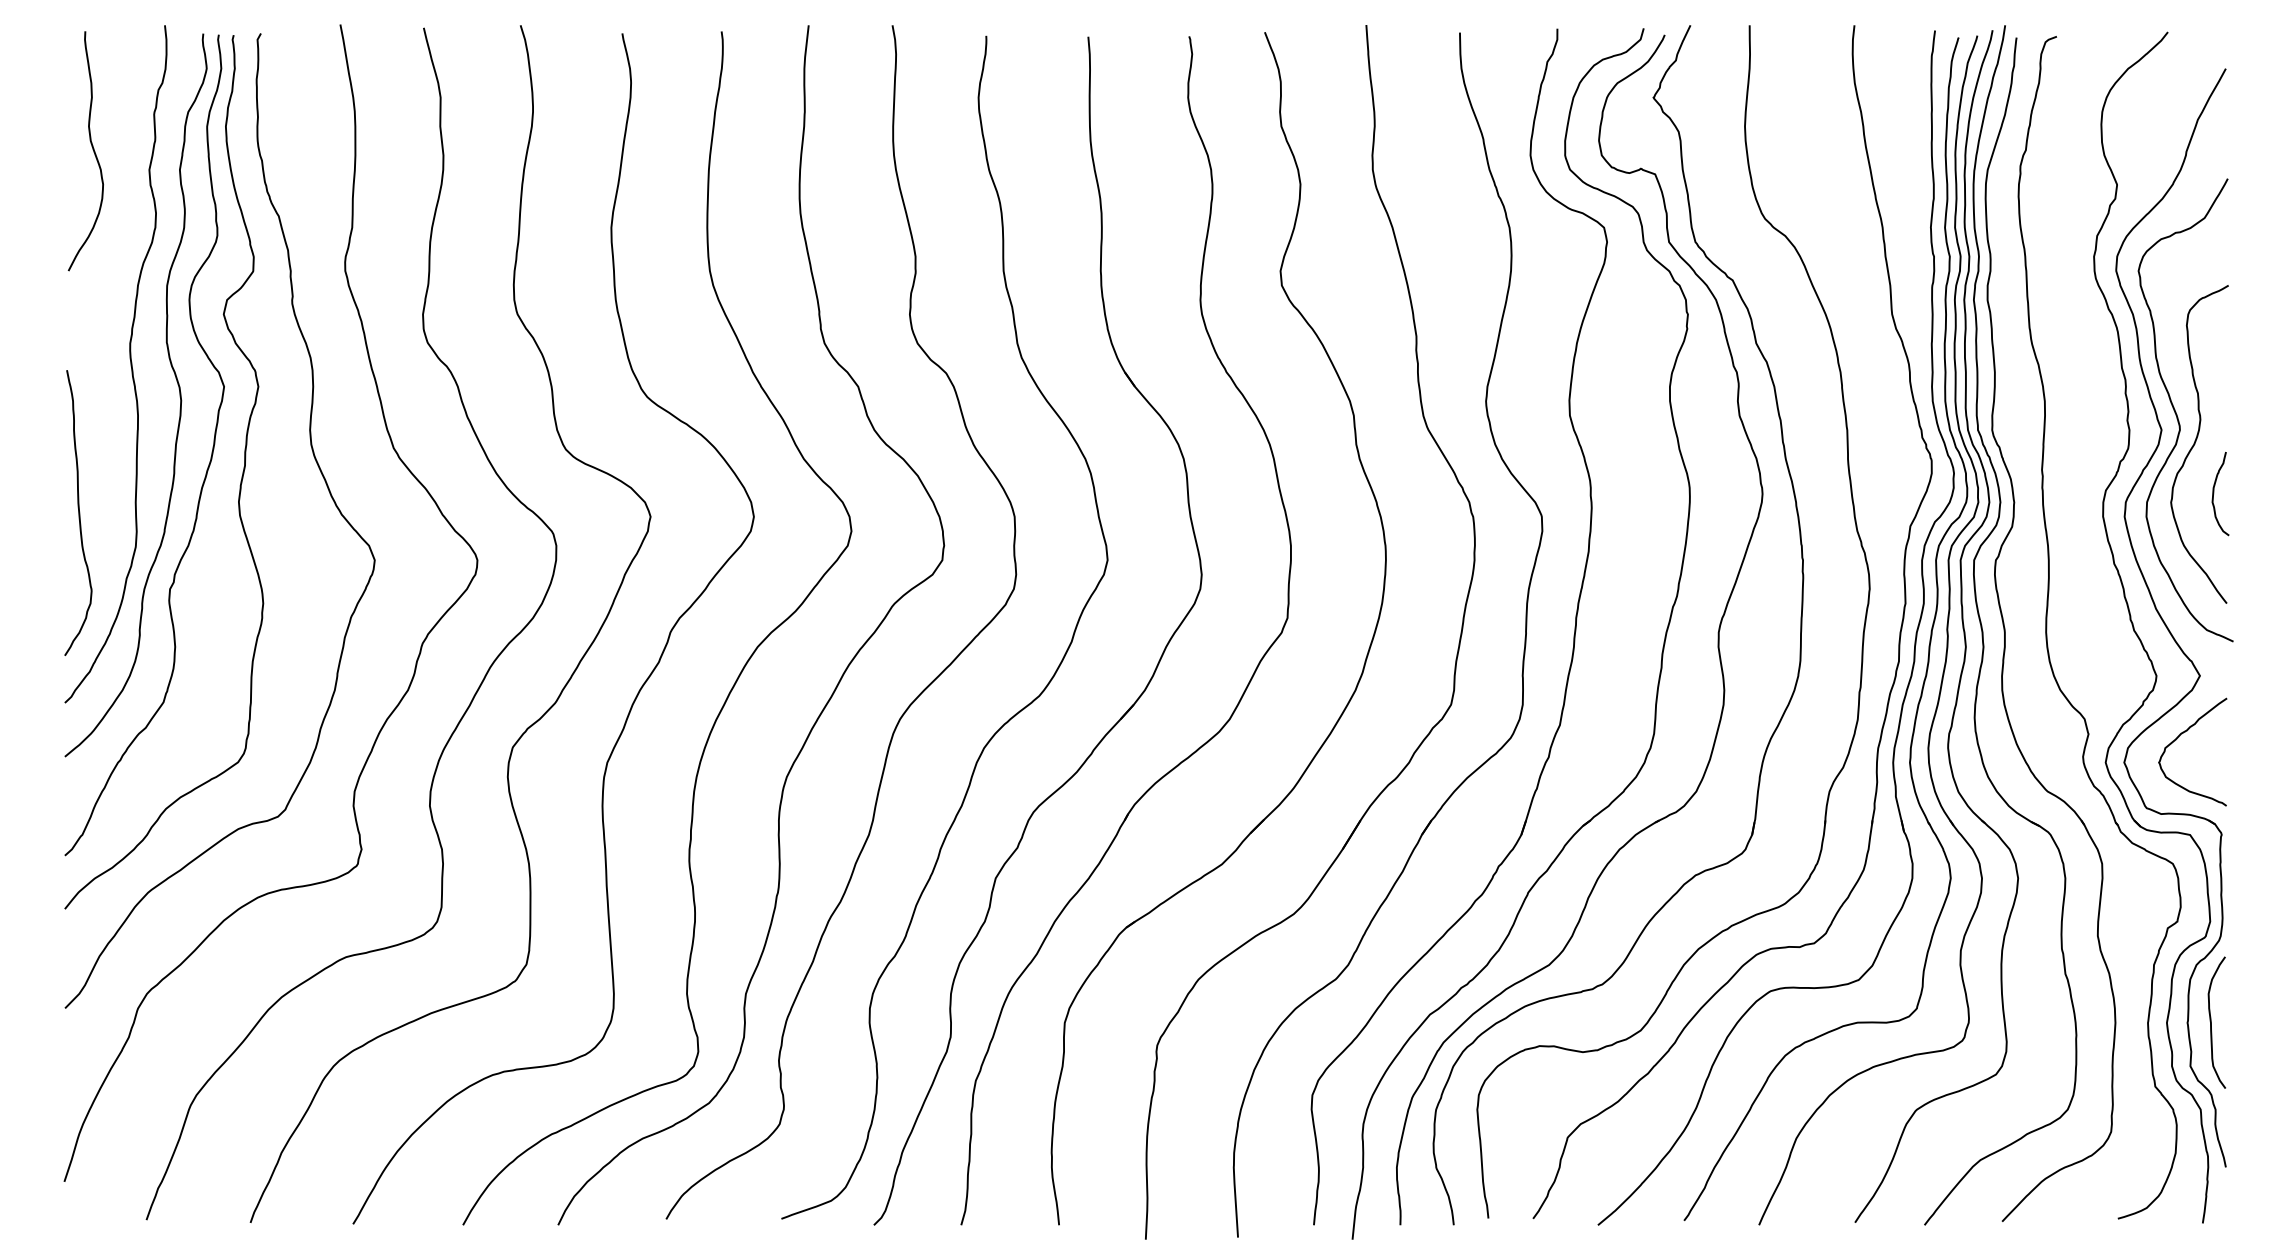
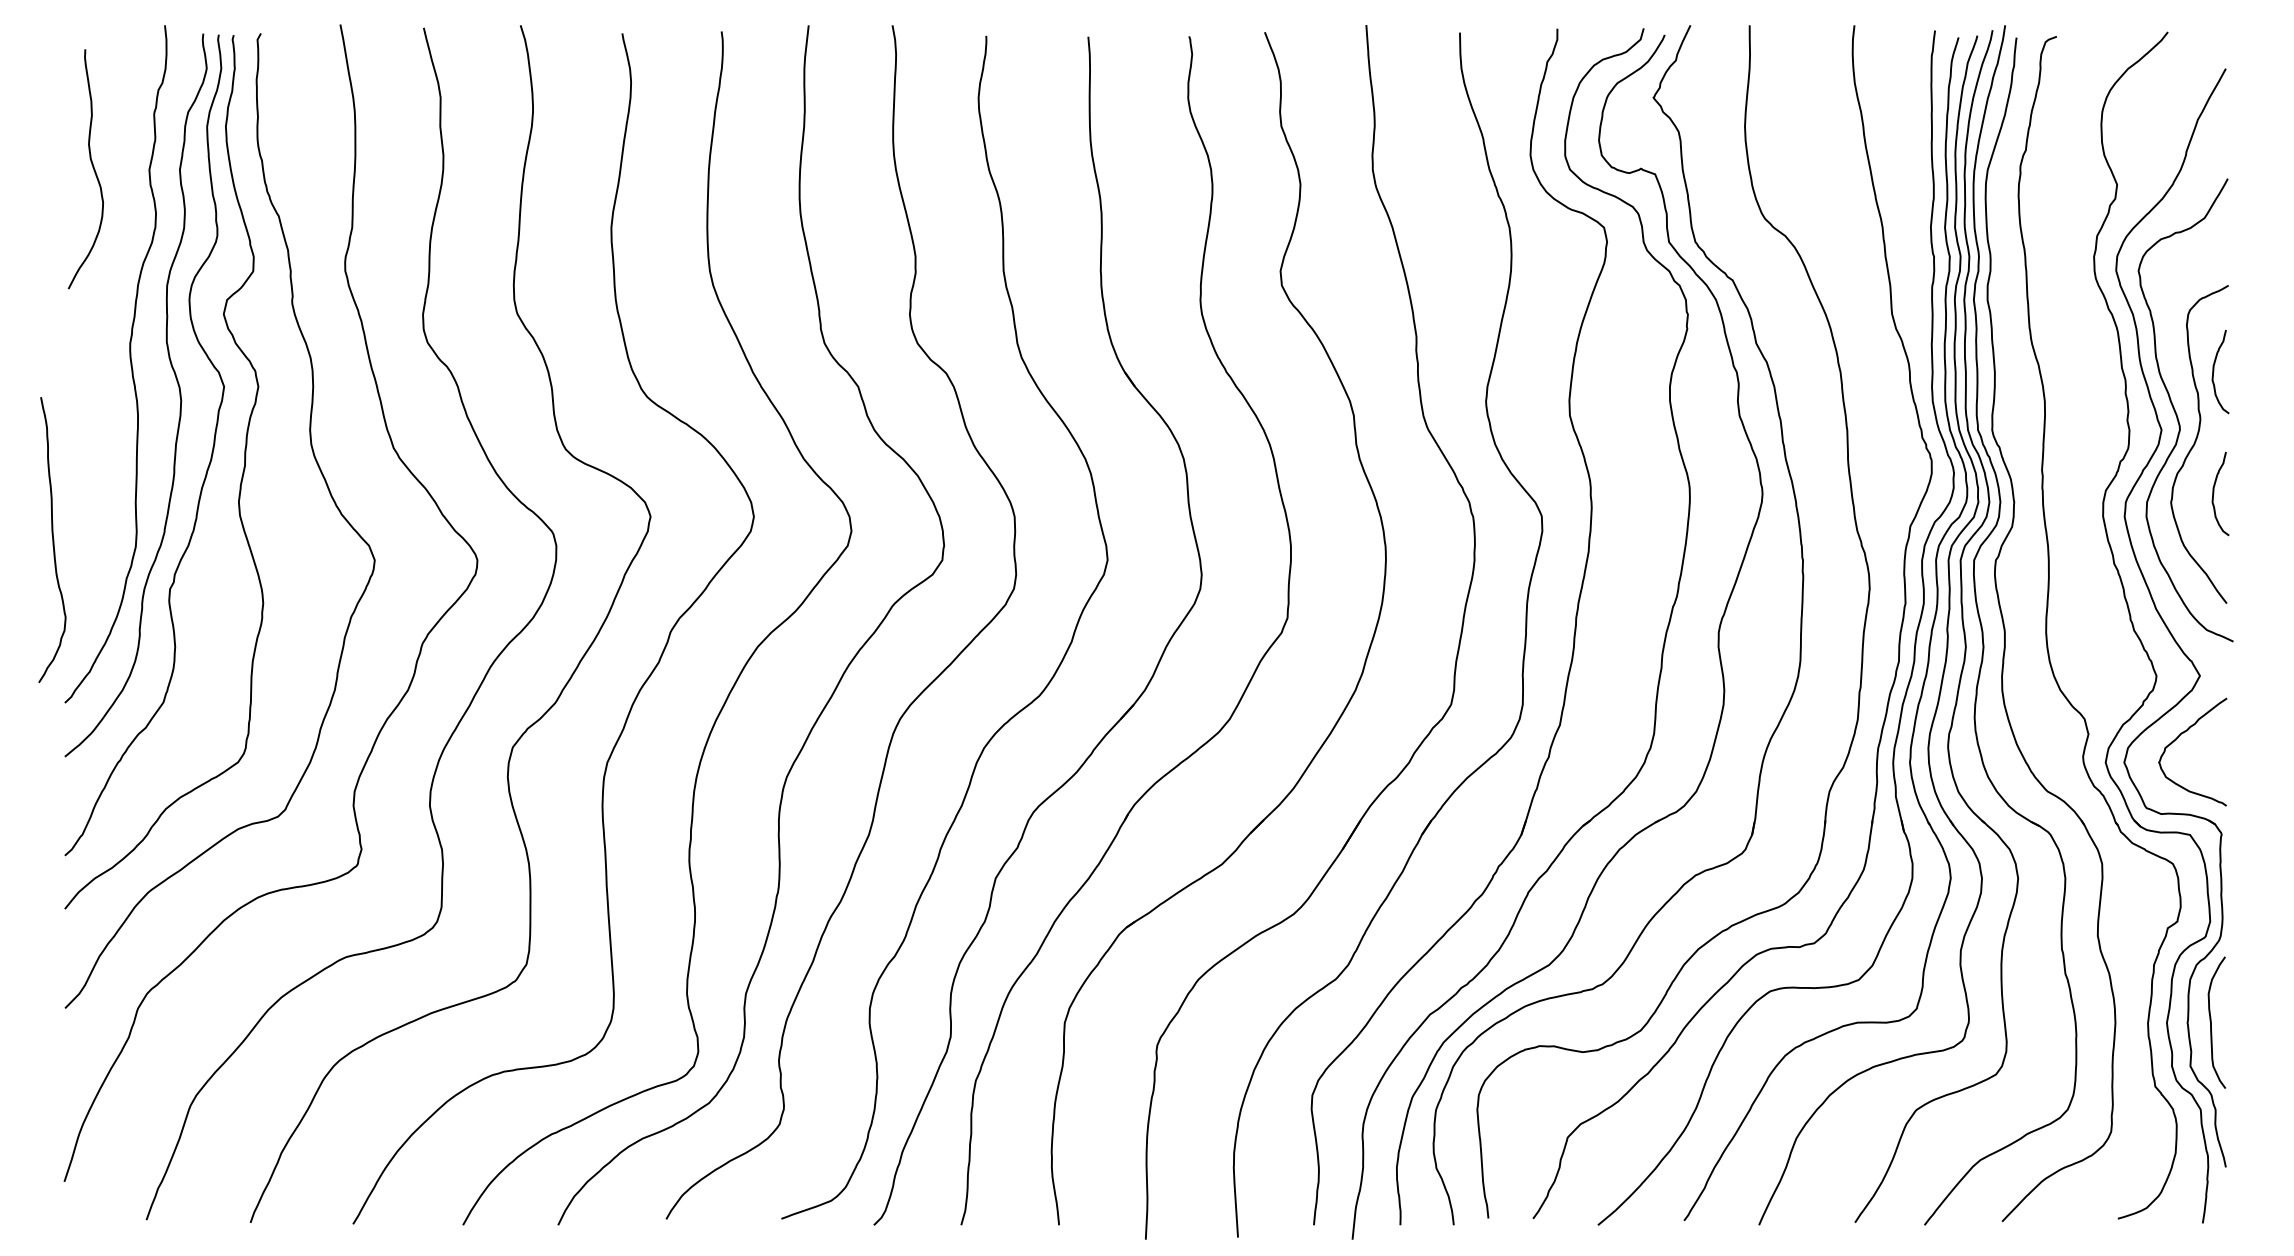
curve position: (92, 149) -> (92, 167) (92, 167)
curve: none -> present (2214, 371)
curve position: (78, 512) -> (52, 539) (52, 539)
